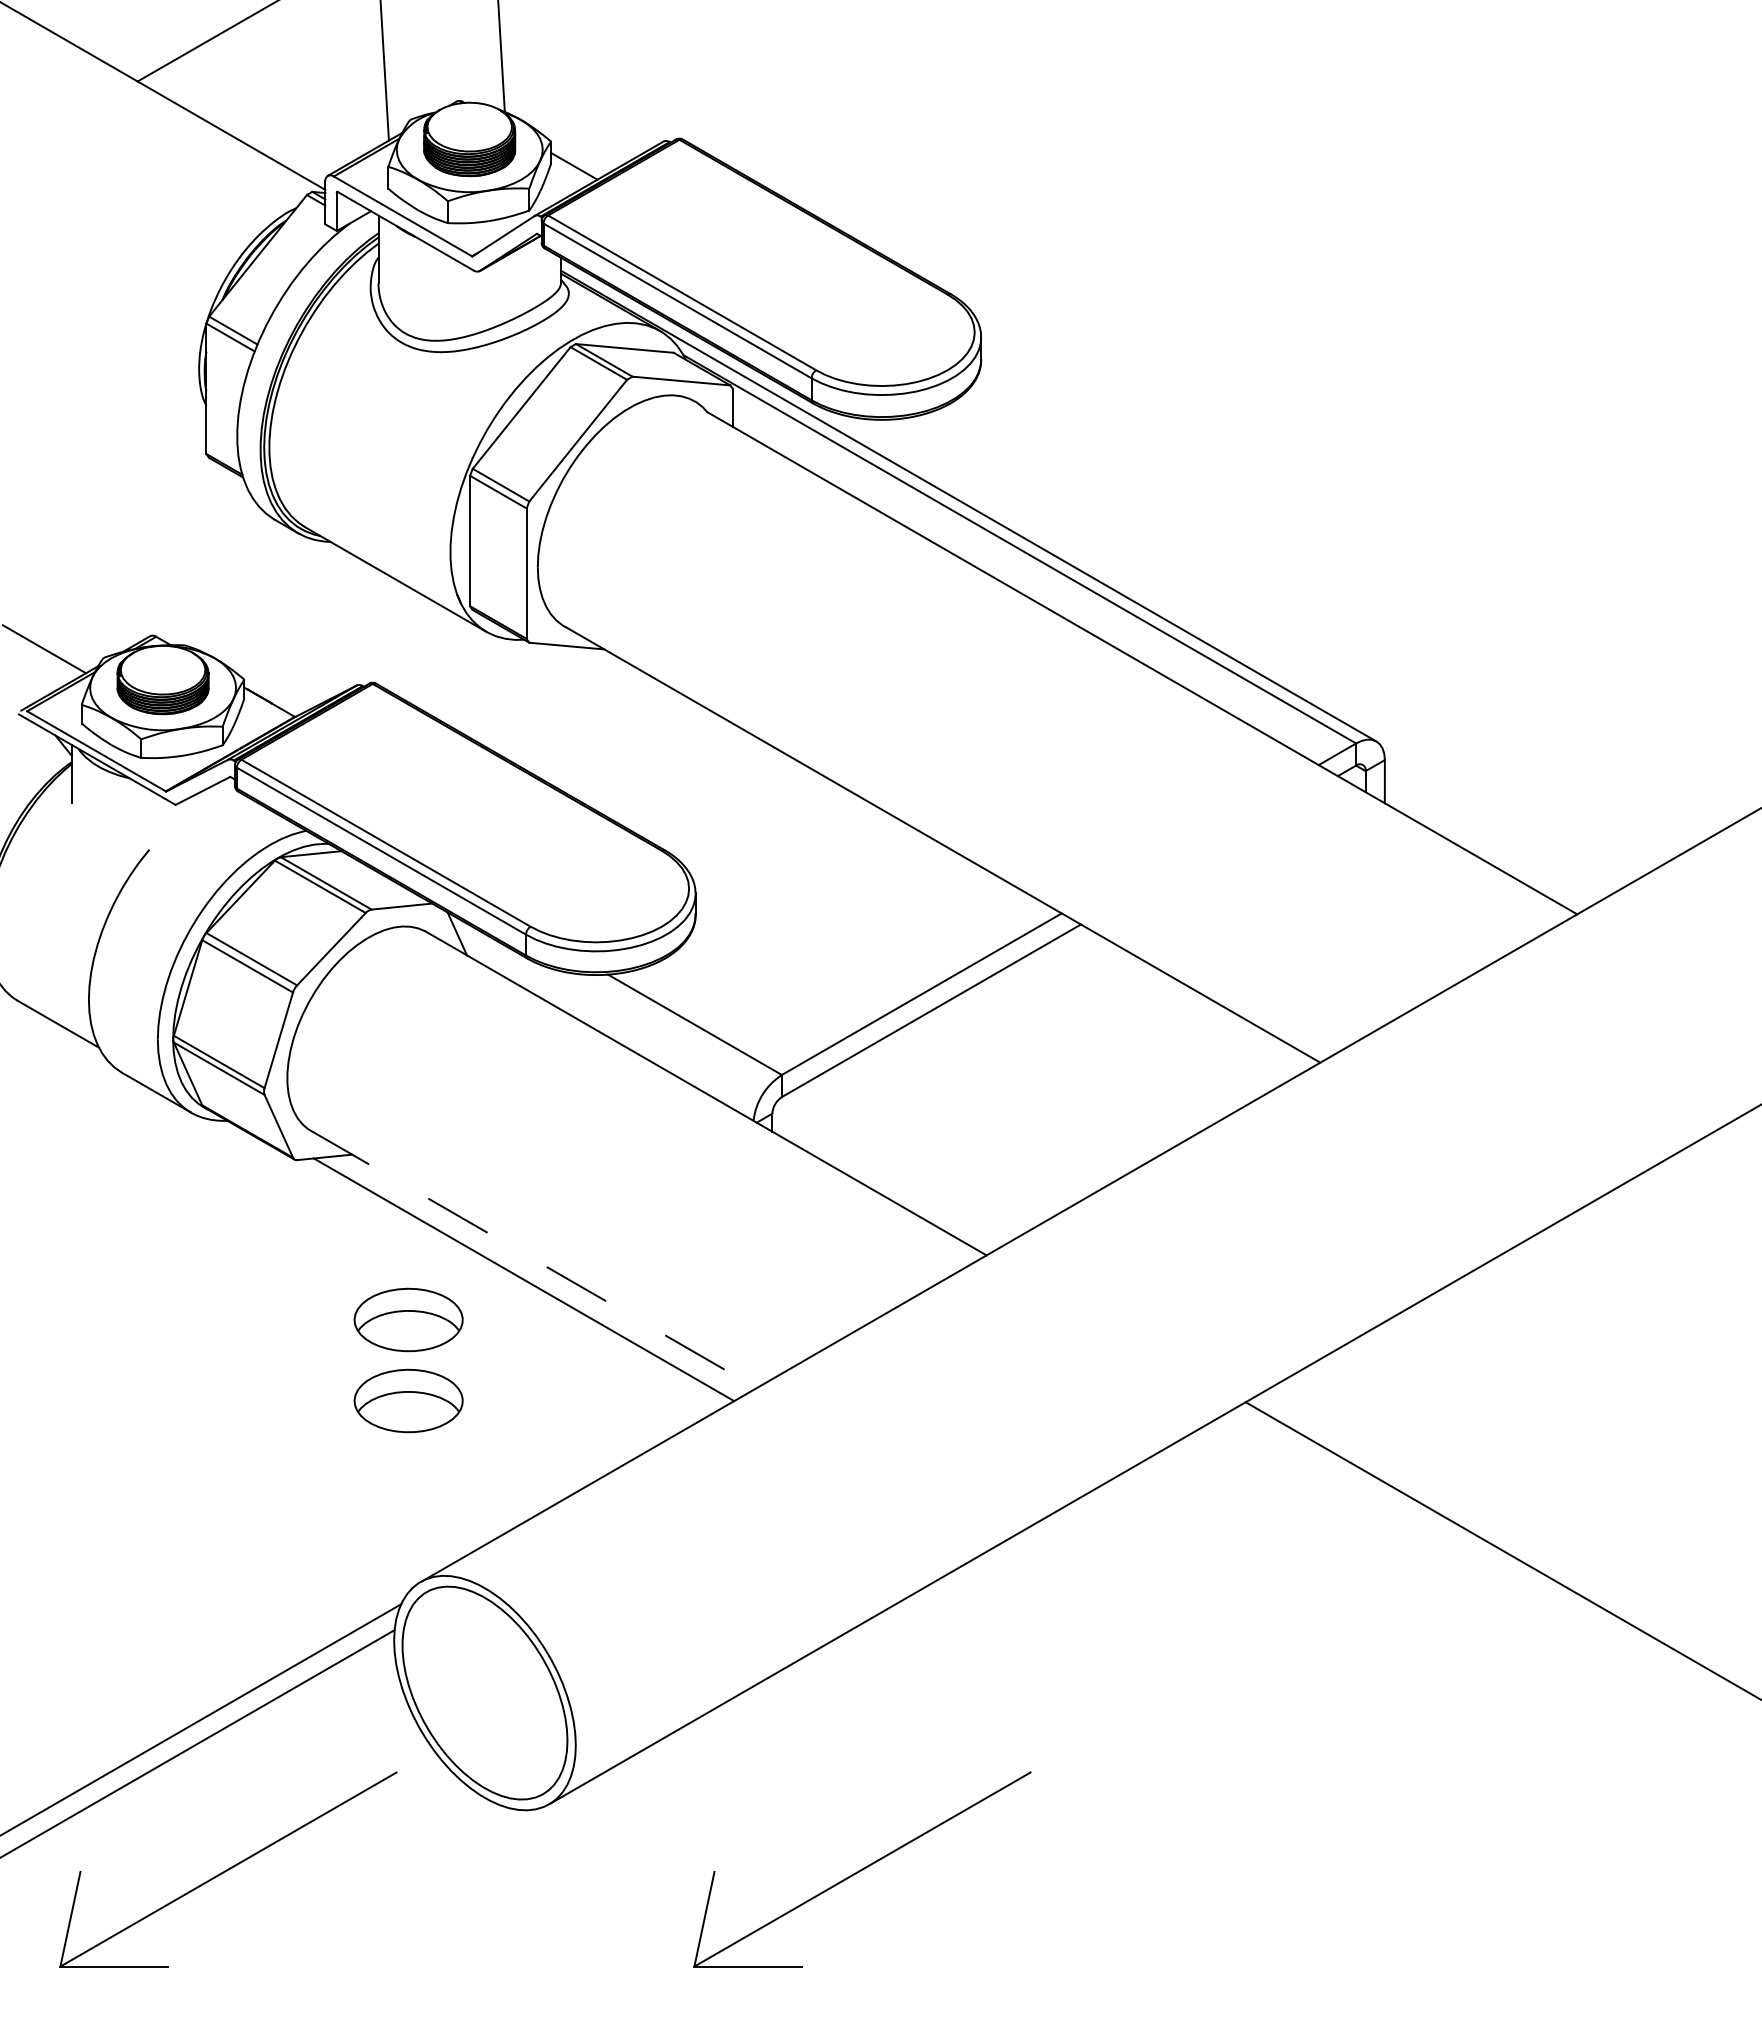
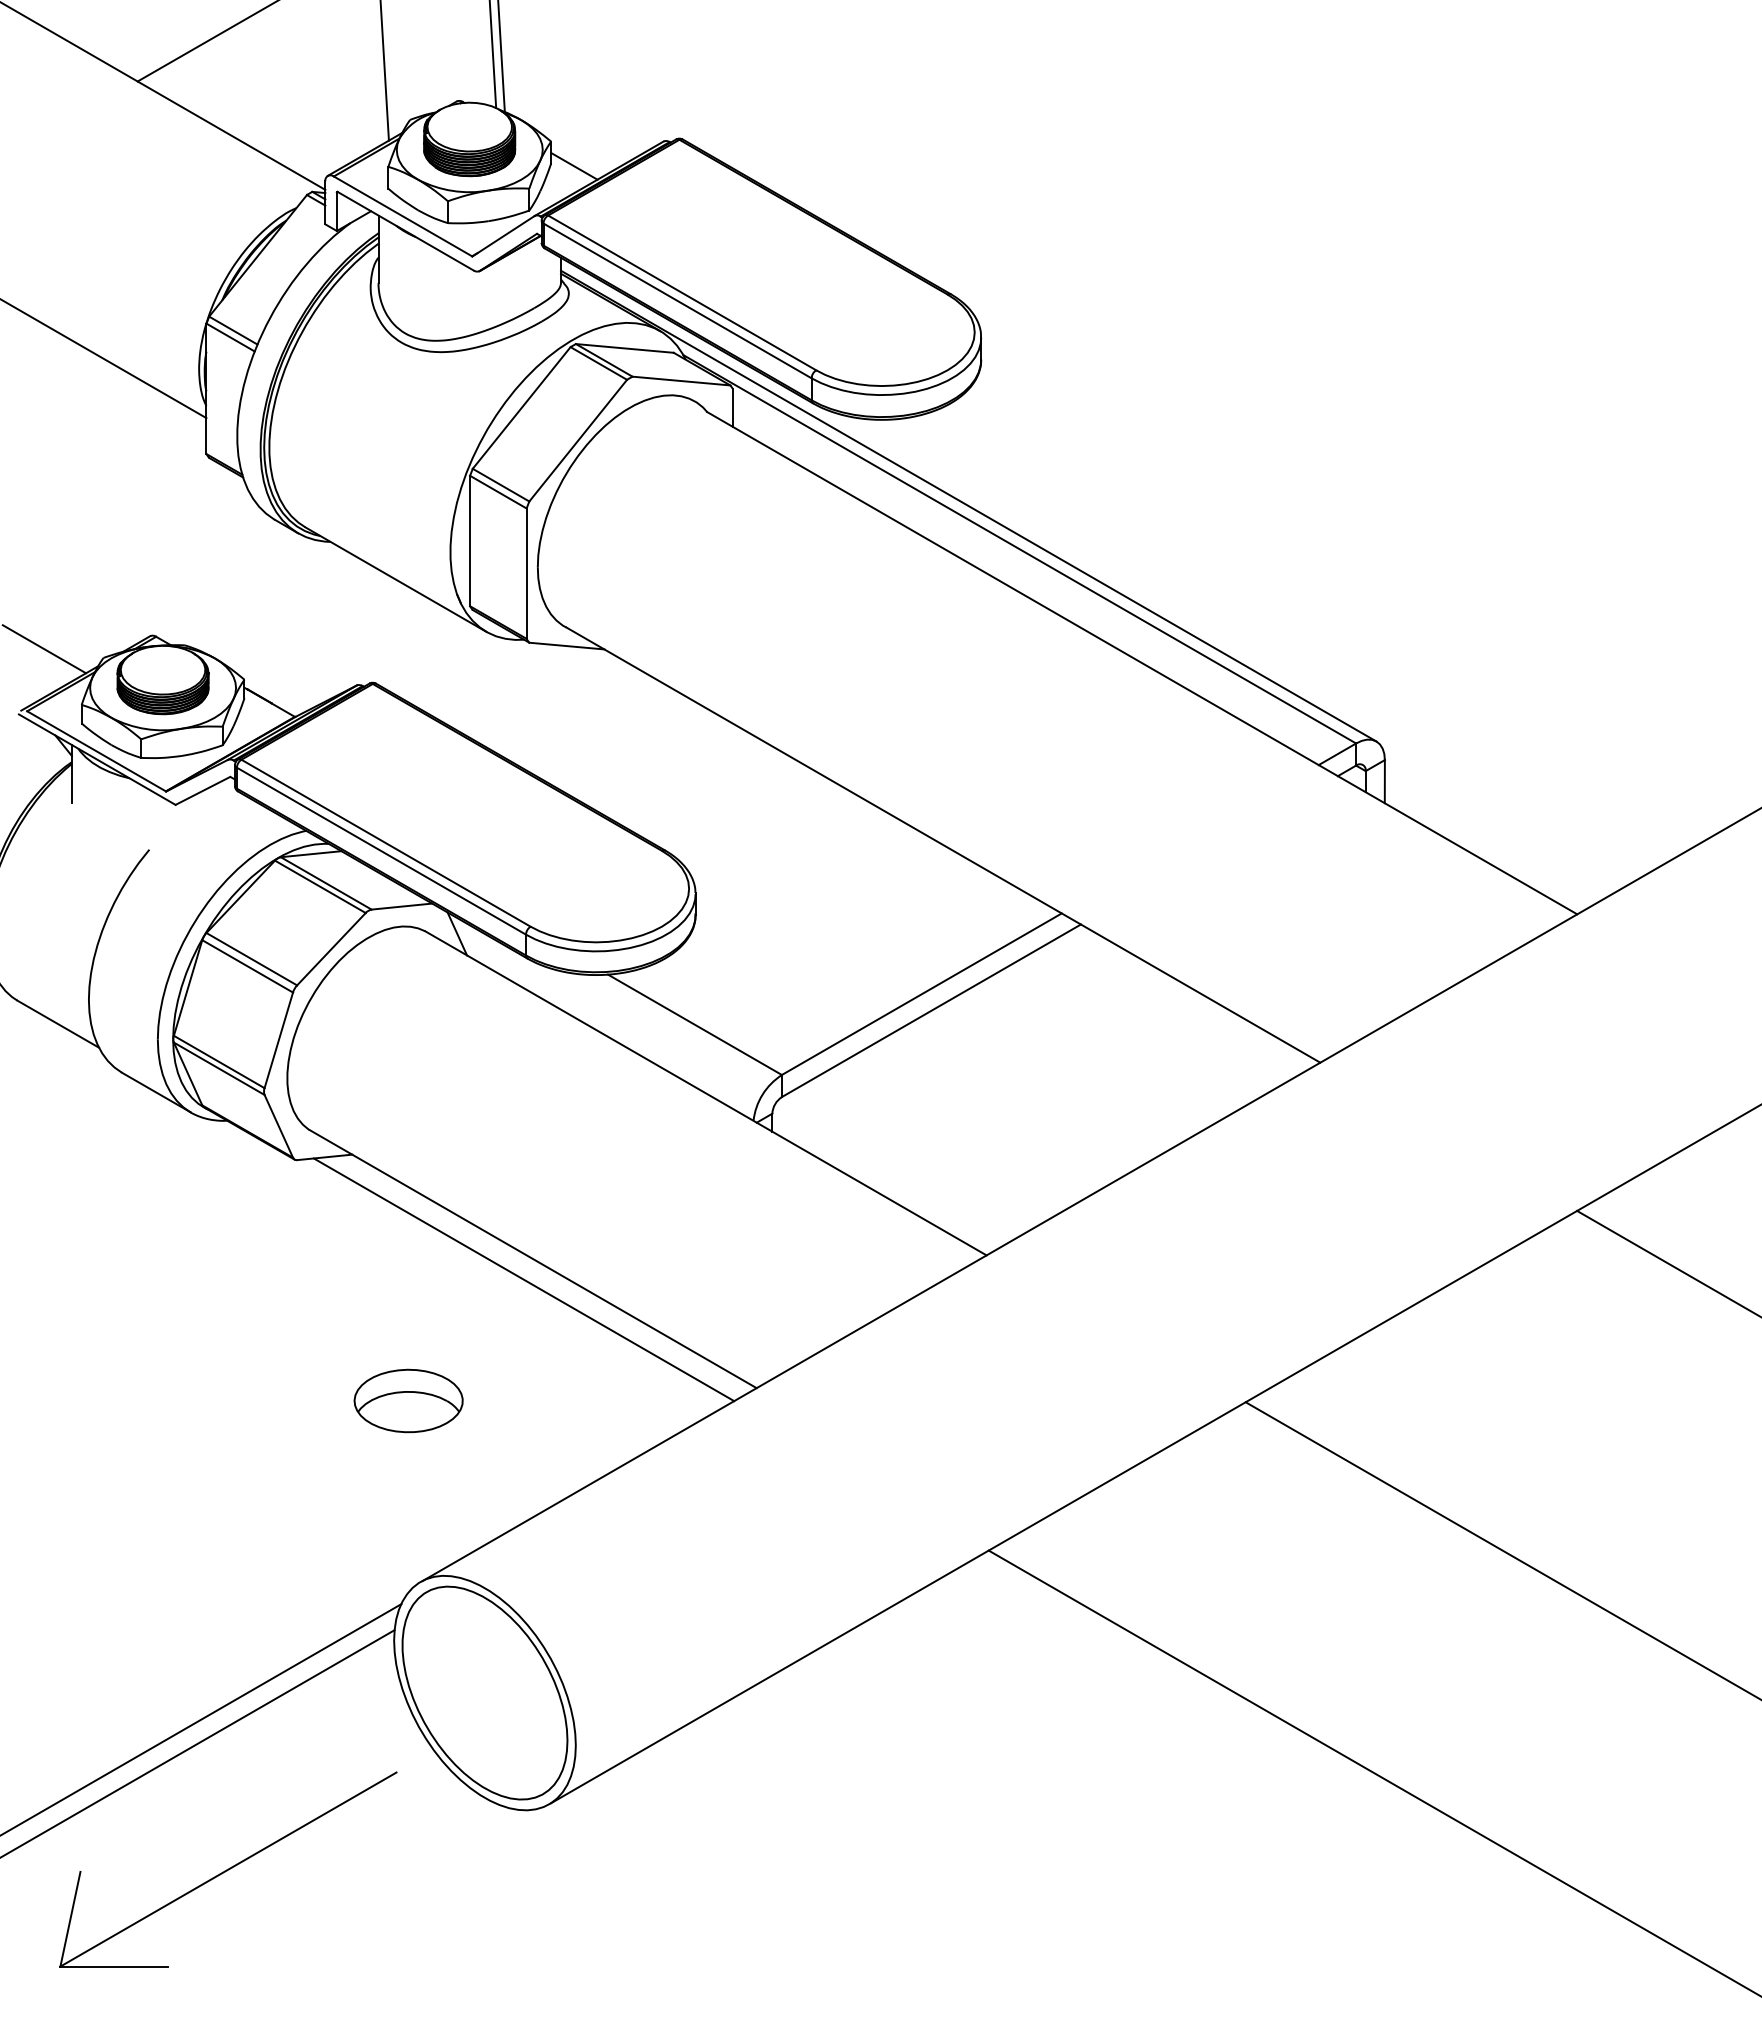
line: none -> present (492, 55)
line: none -> present (104, 359)
line: dashed -> solid (533, 1259)
line: none -> present (1667, 1262)
part: present -> none (408, 1319)
line: none -> present (1373, 1772)
part: present -> none (862, 1869)
